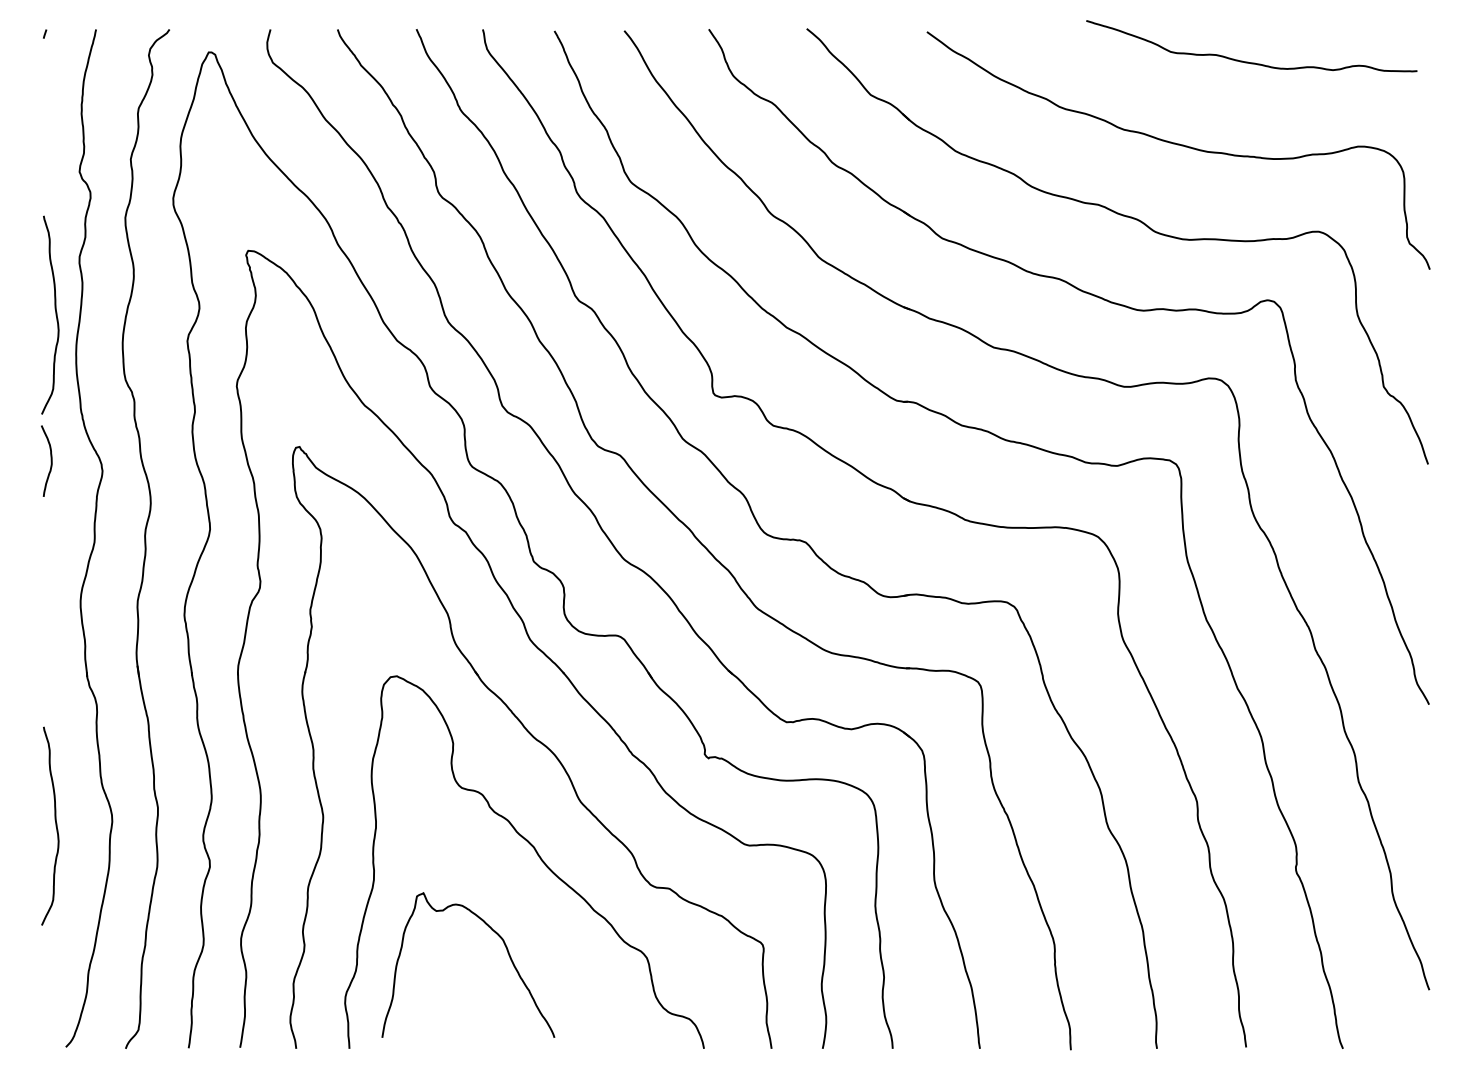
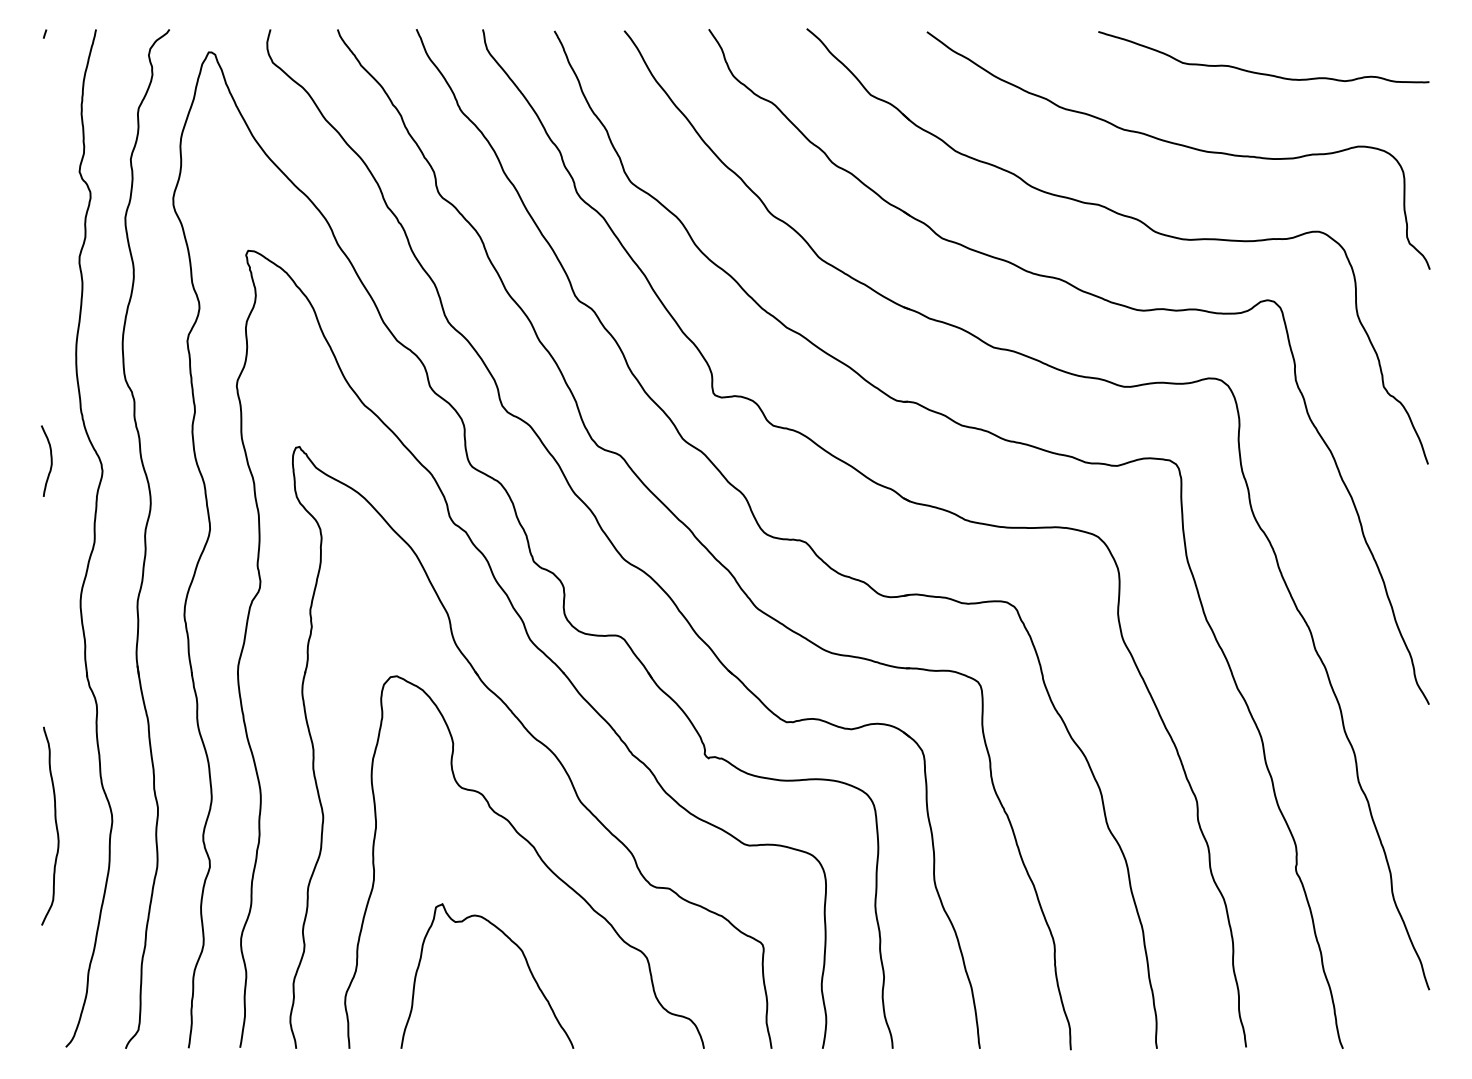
curve position: (1248, 61) -> (1260, 72) (1260, 72)
curve: present -> none (55, 314)
curve position: (506, 950) -> (525, 961) (525, 961)
